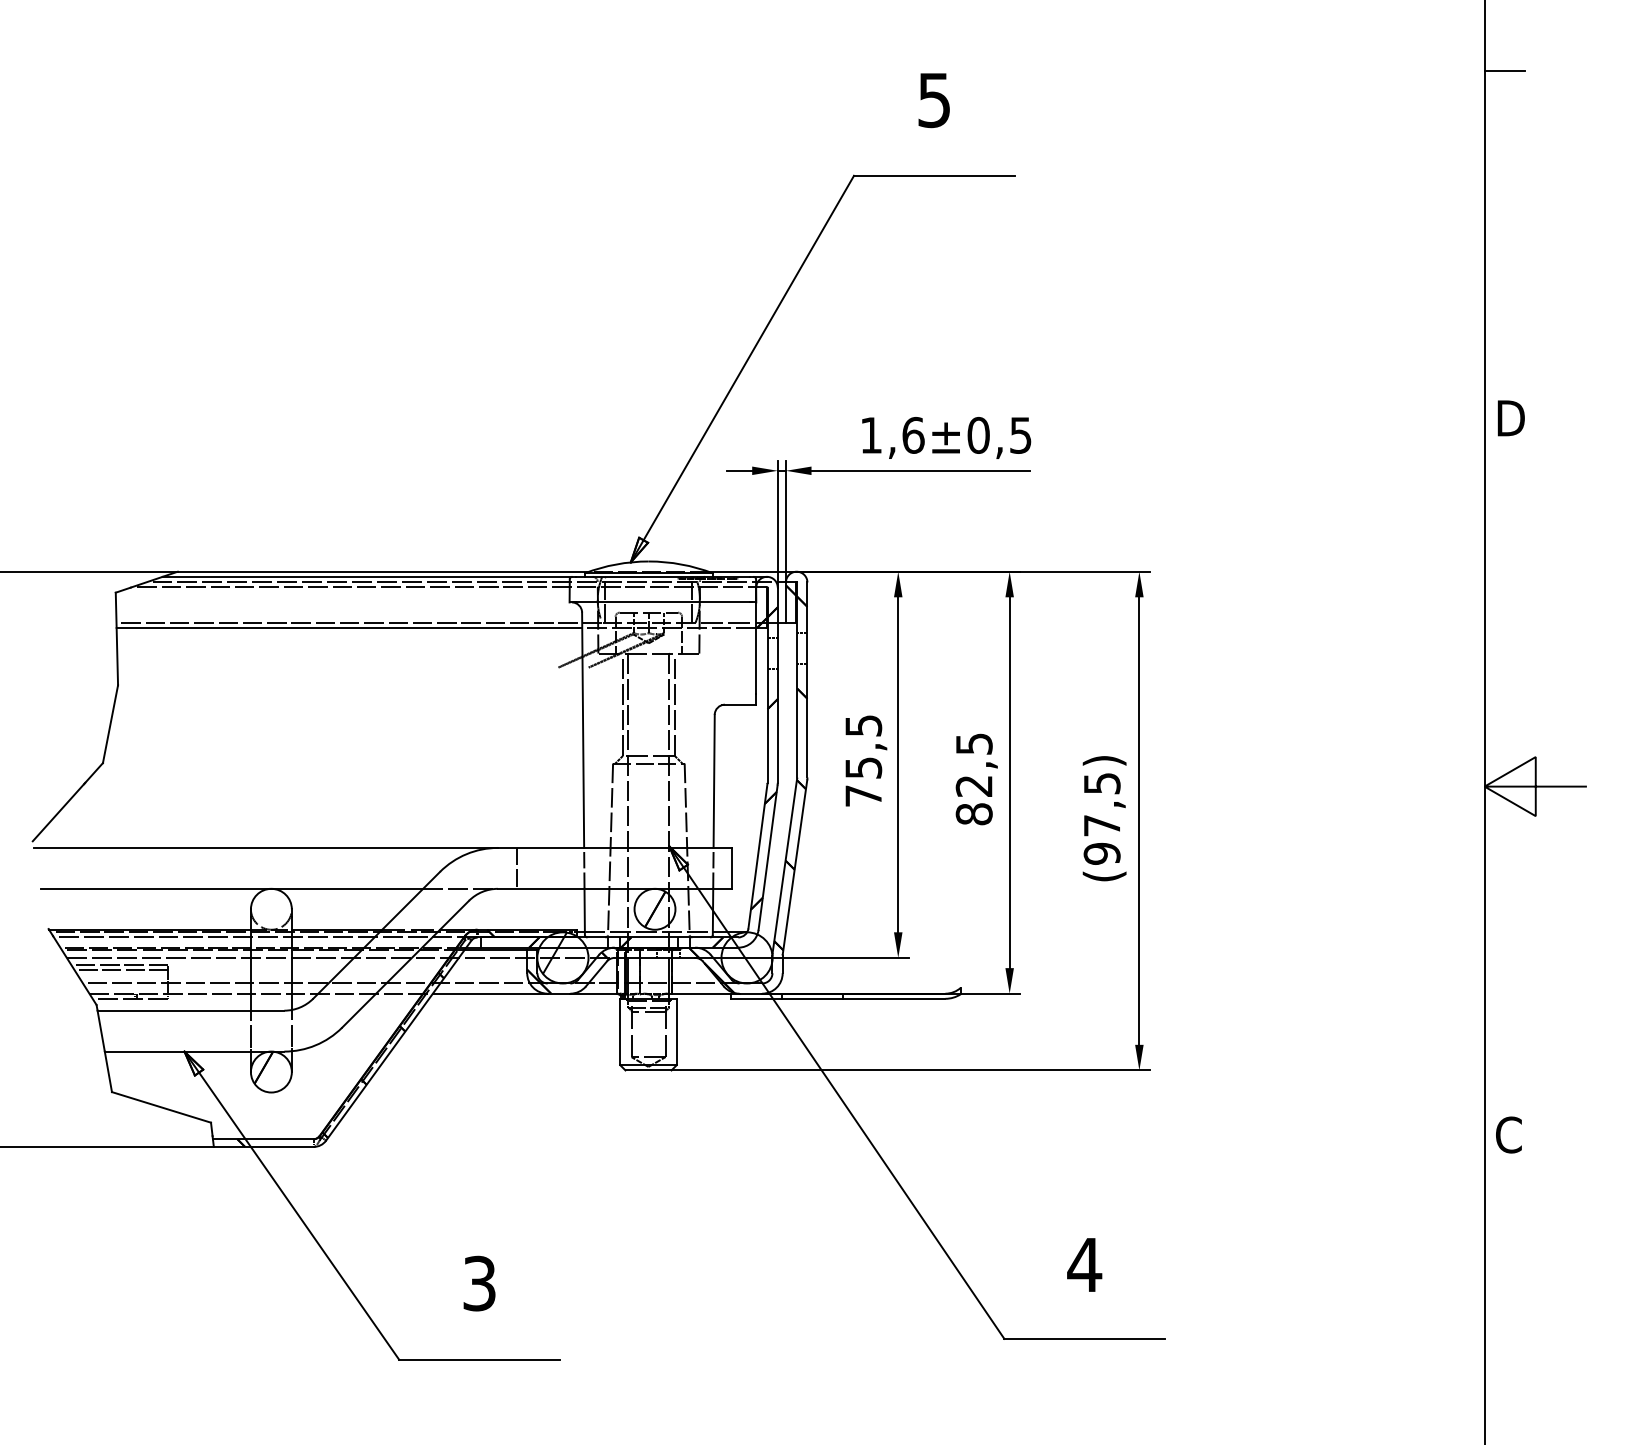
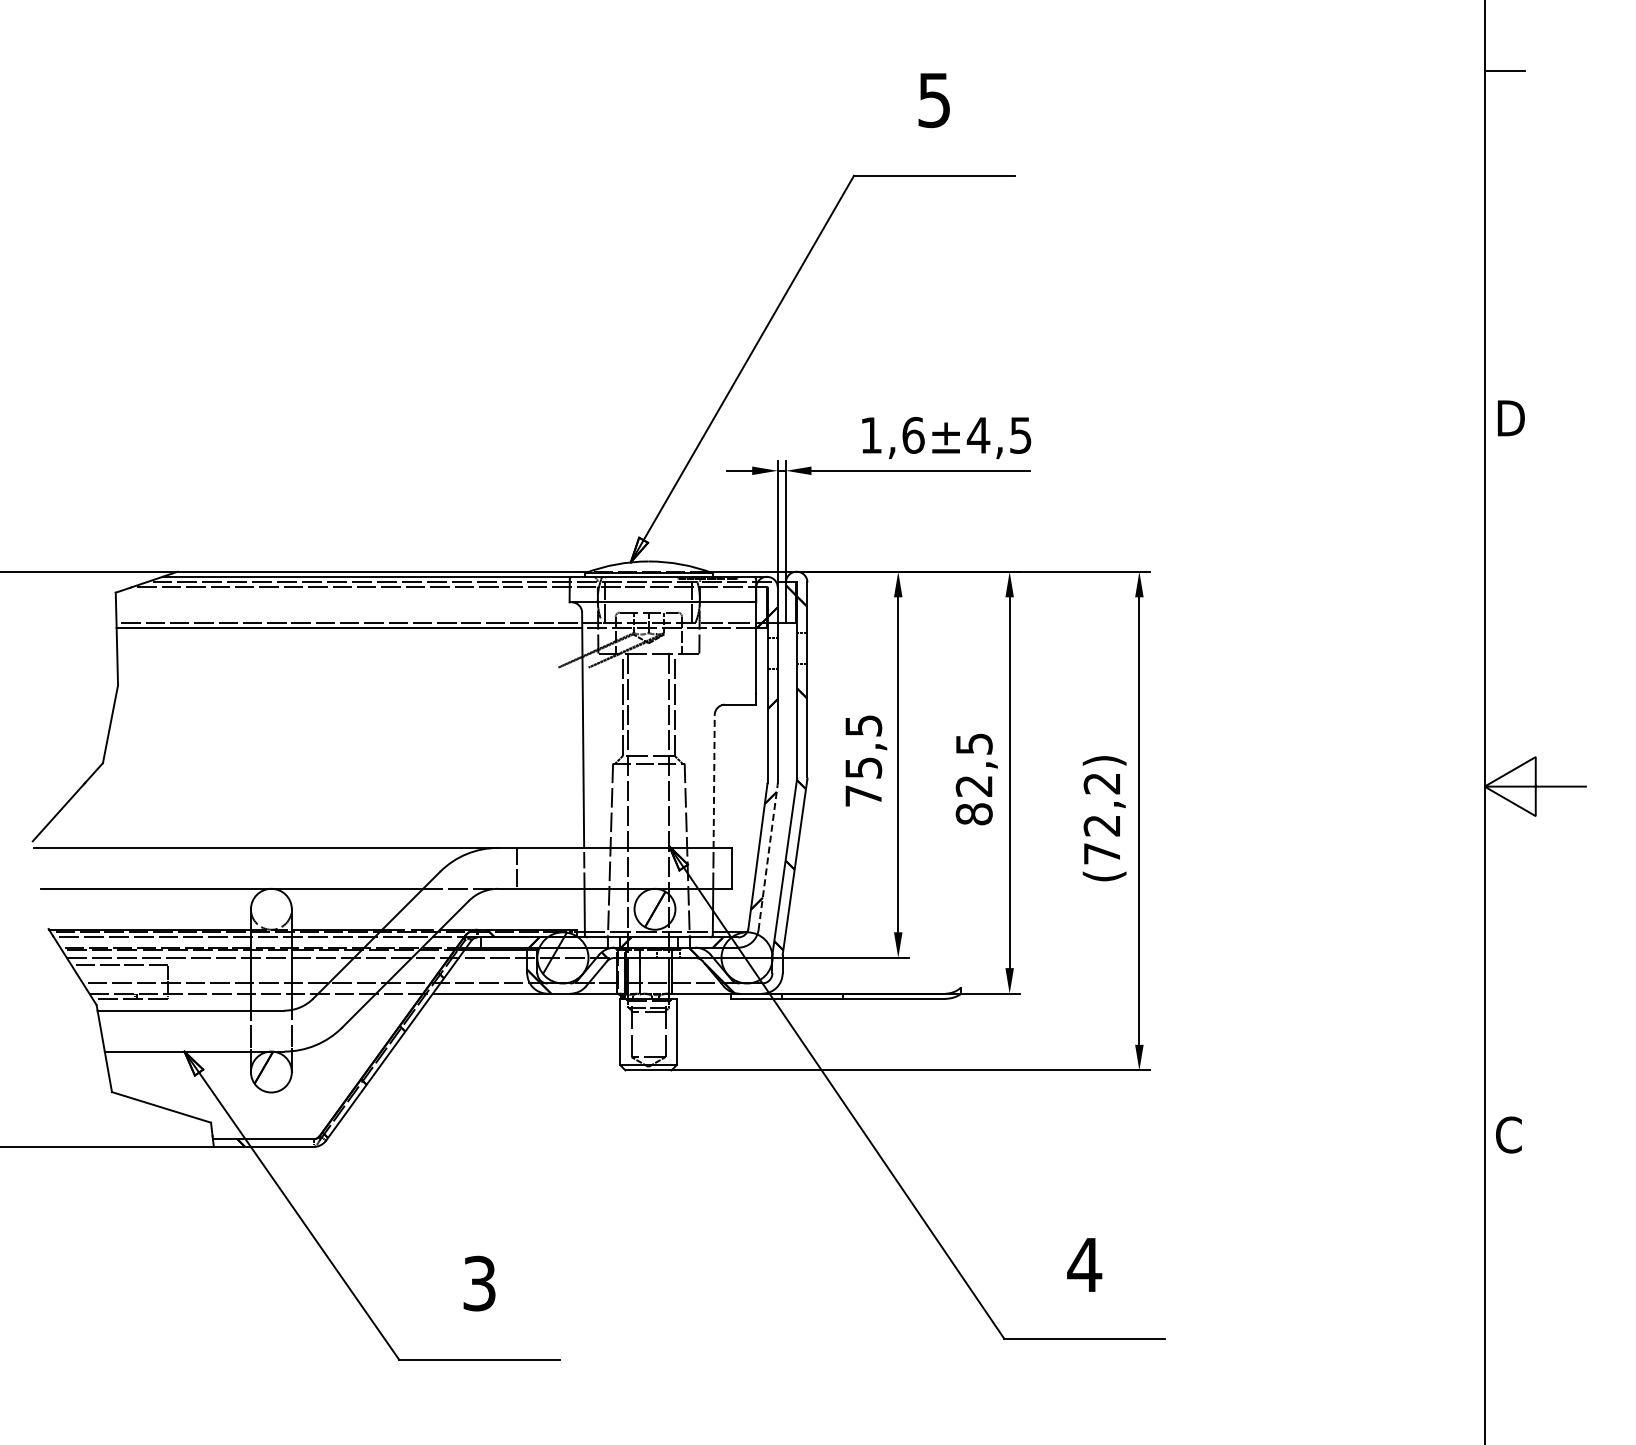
text: ±0,5 -> ±4,5 (978, 434)
line: solid -> dashed (714, 781)
text: (97,5) -> (72,2) (1101, 818)
line: solid -> dashed (768, 857)
line: present -> none (121, 969)
